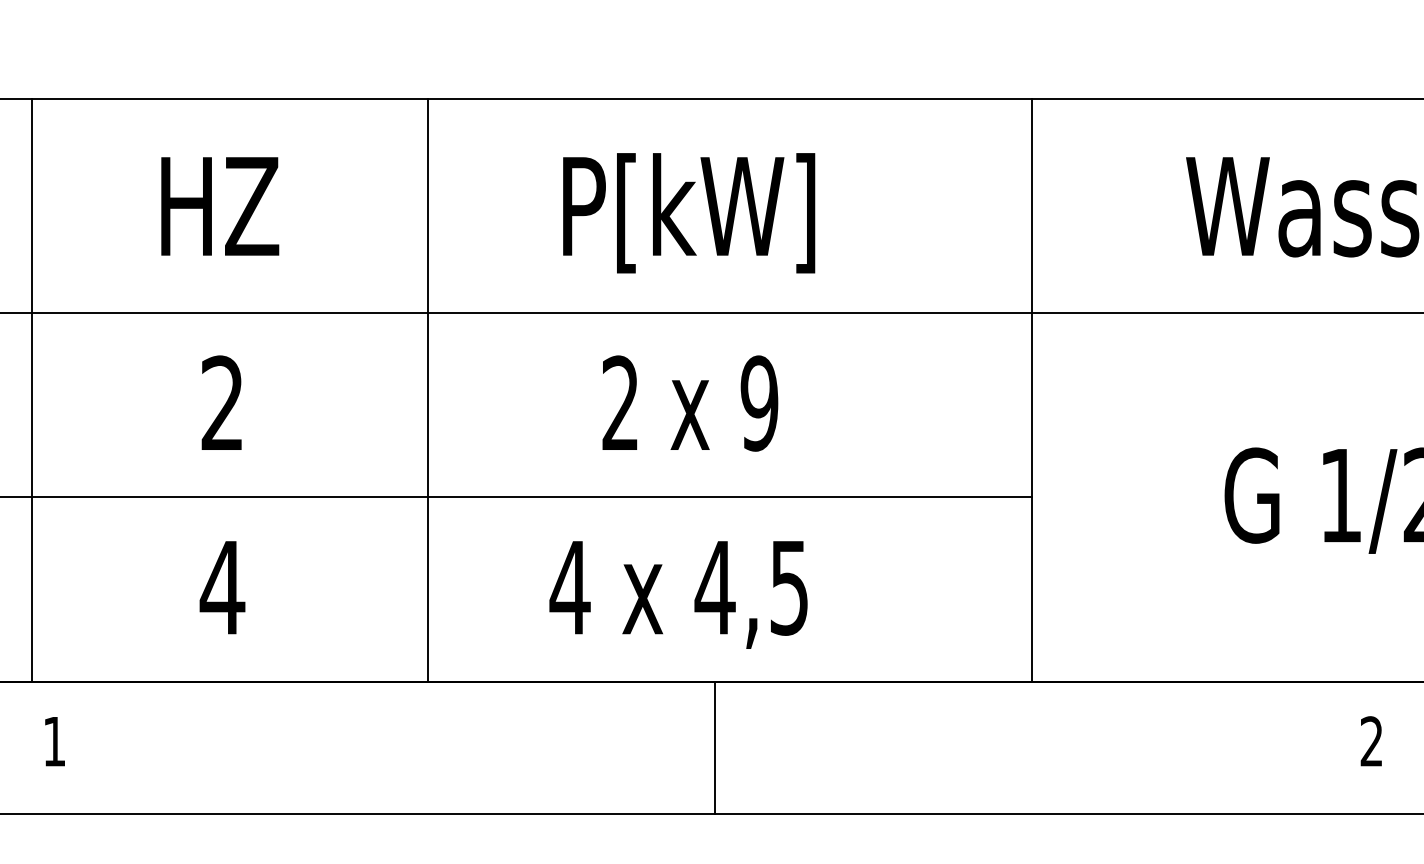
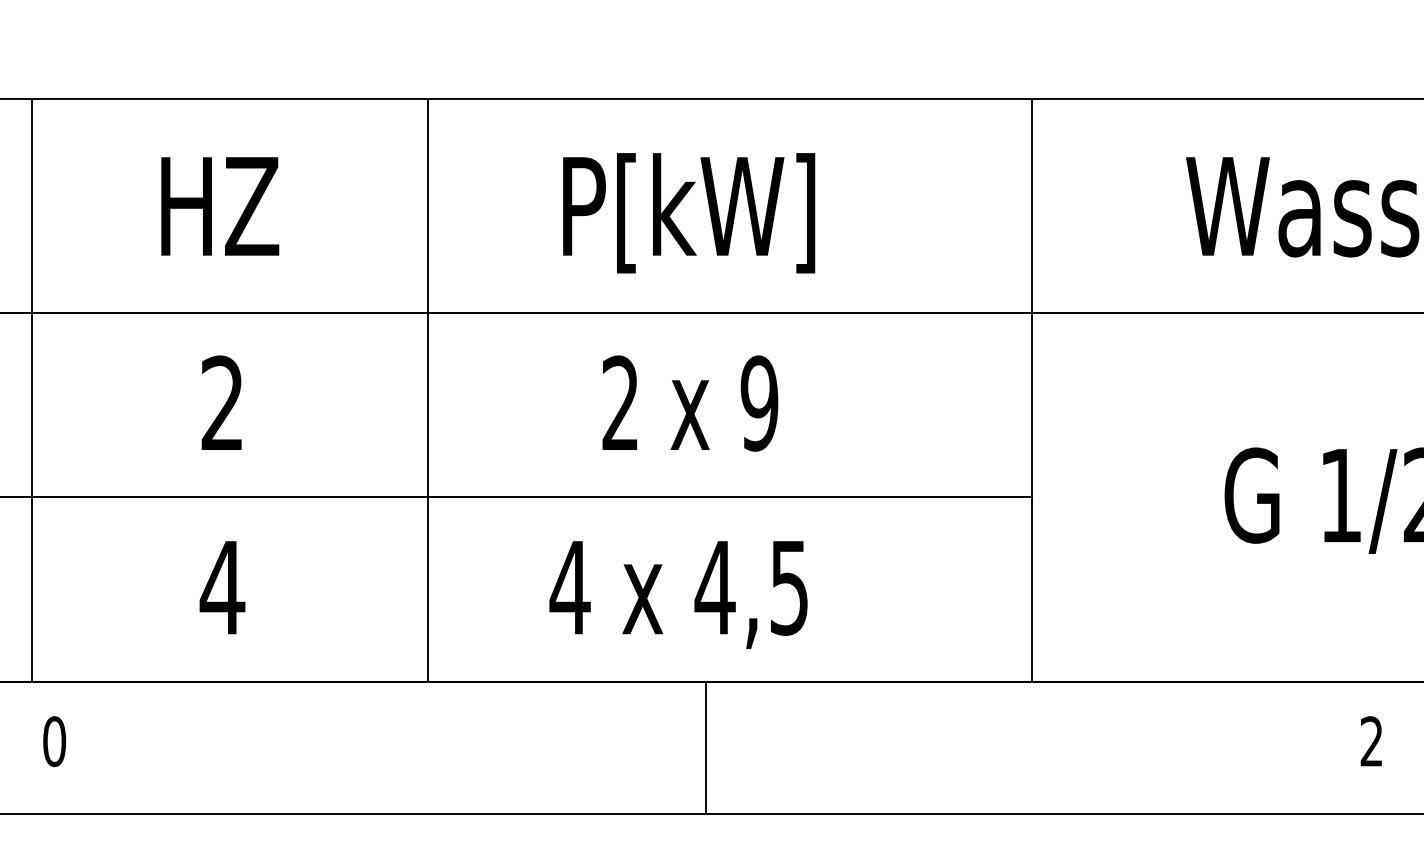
text: 1 -> 0 (54, 741)
line position: (715, 747) -> (706, 747) (706, 747)
